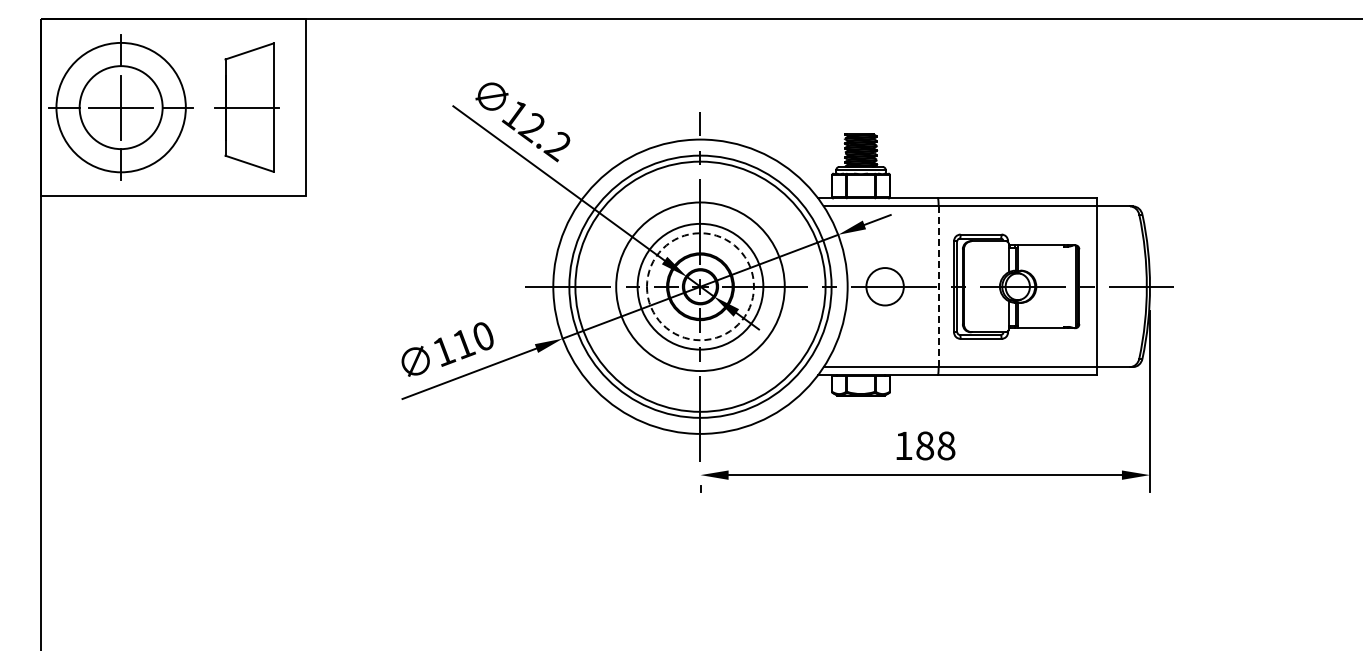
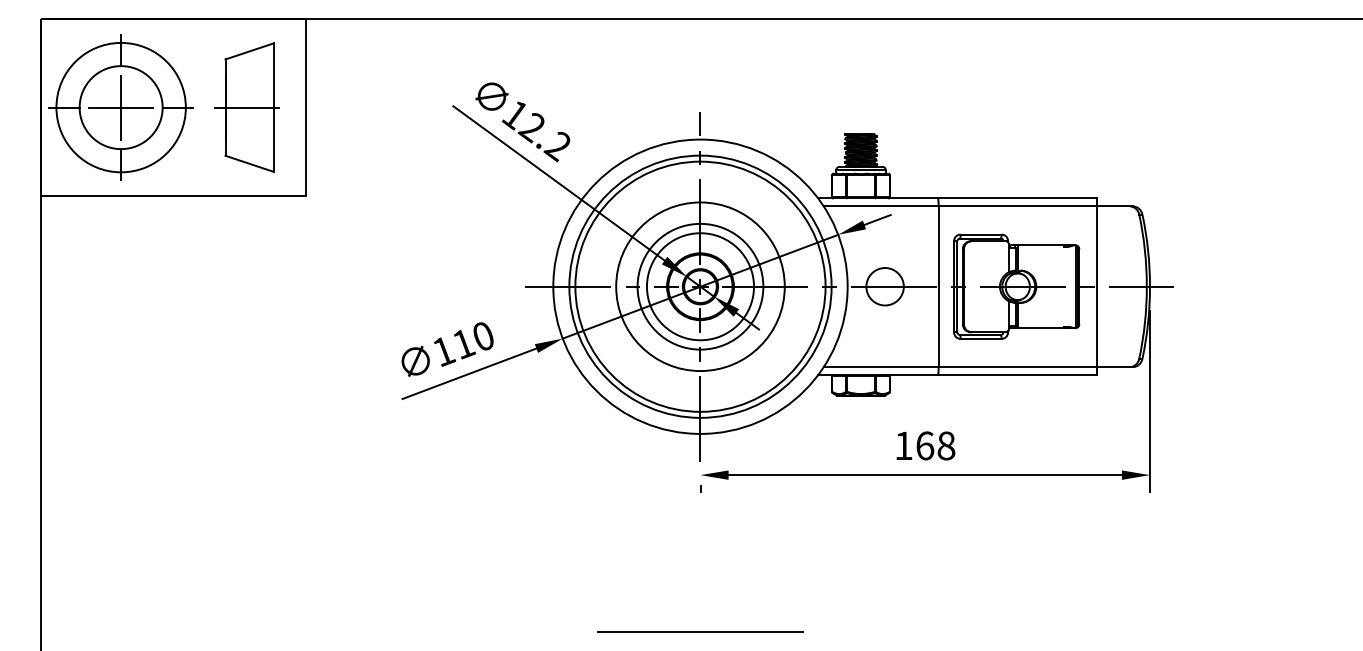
circle: dashed -> solid (700, 286)
line: dashed -> solid (938, 286)
text: 188 -> 168 (925, 445)
line: none -> present (700, 631)
